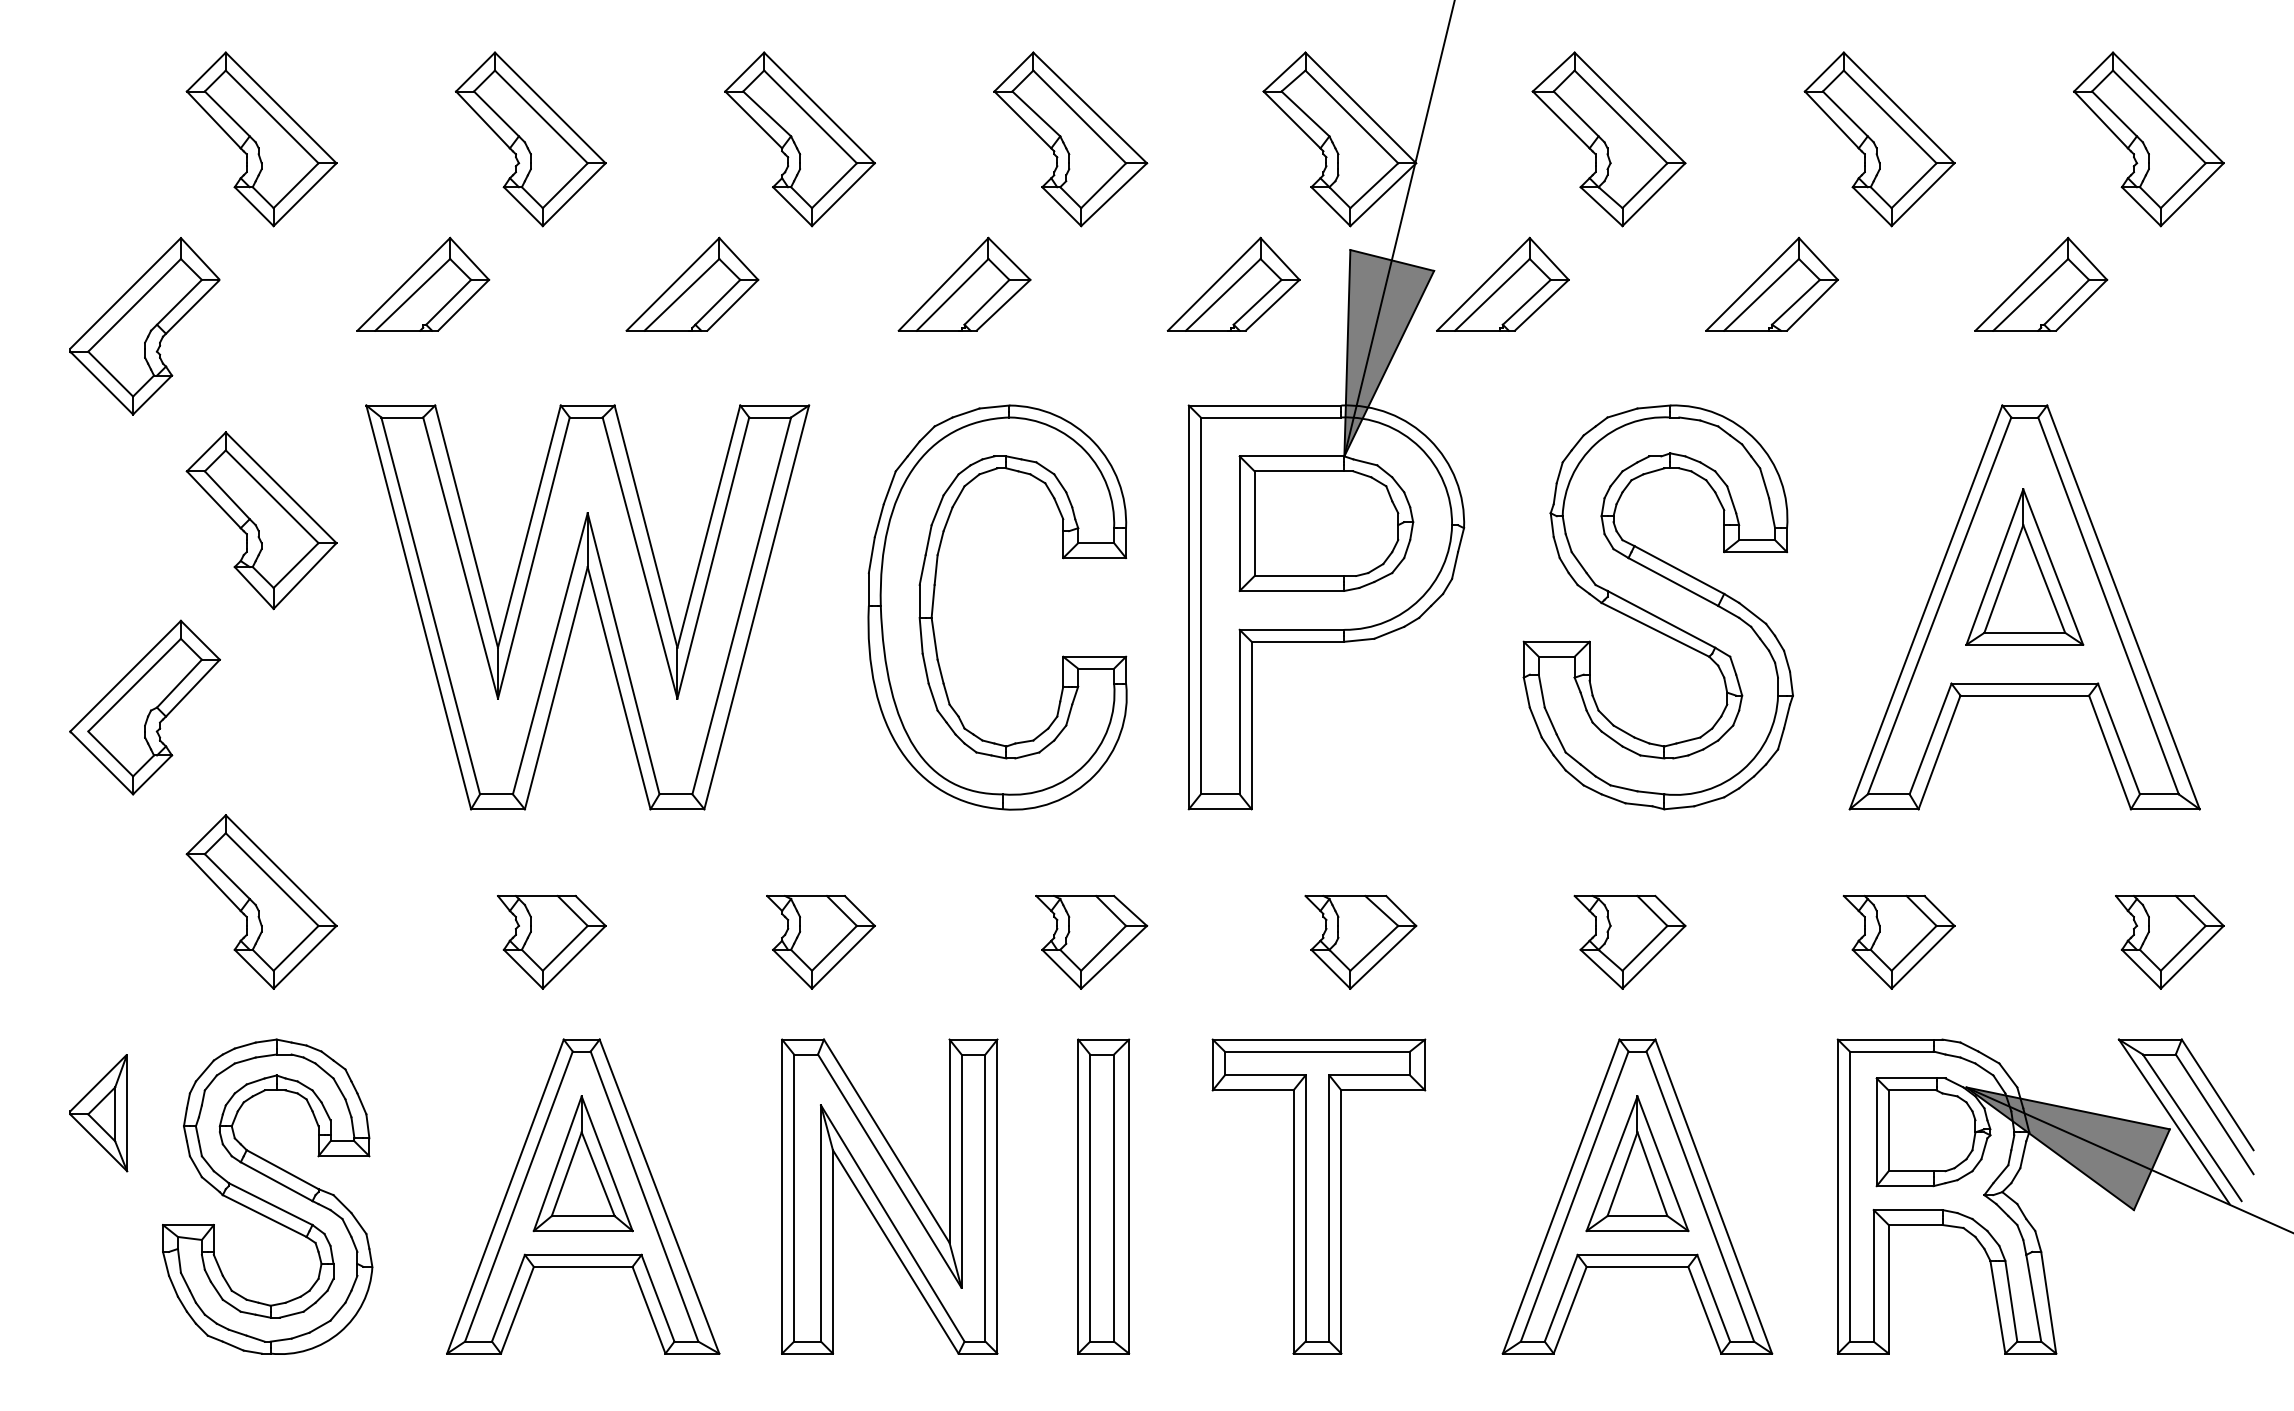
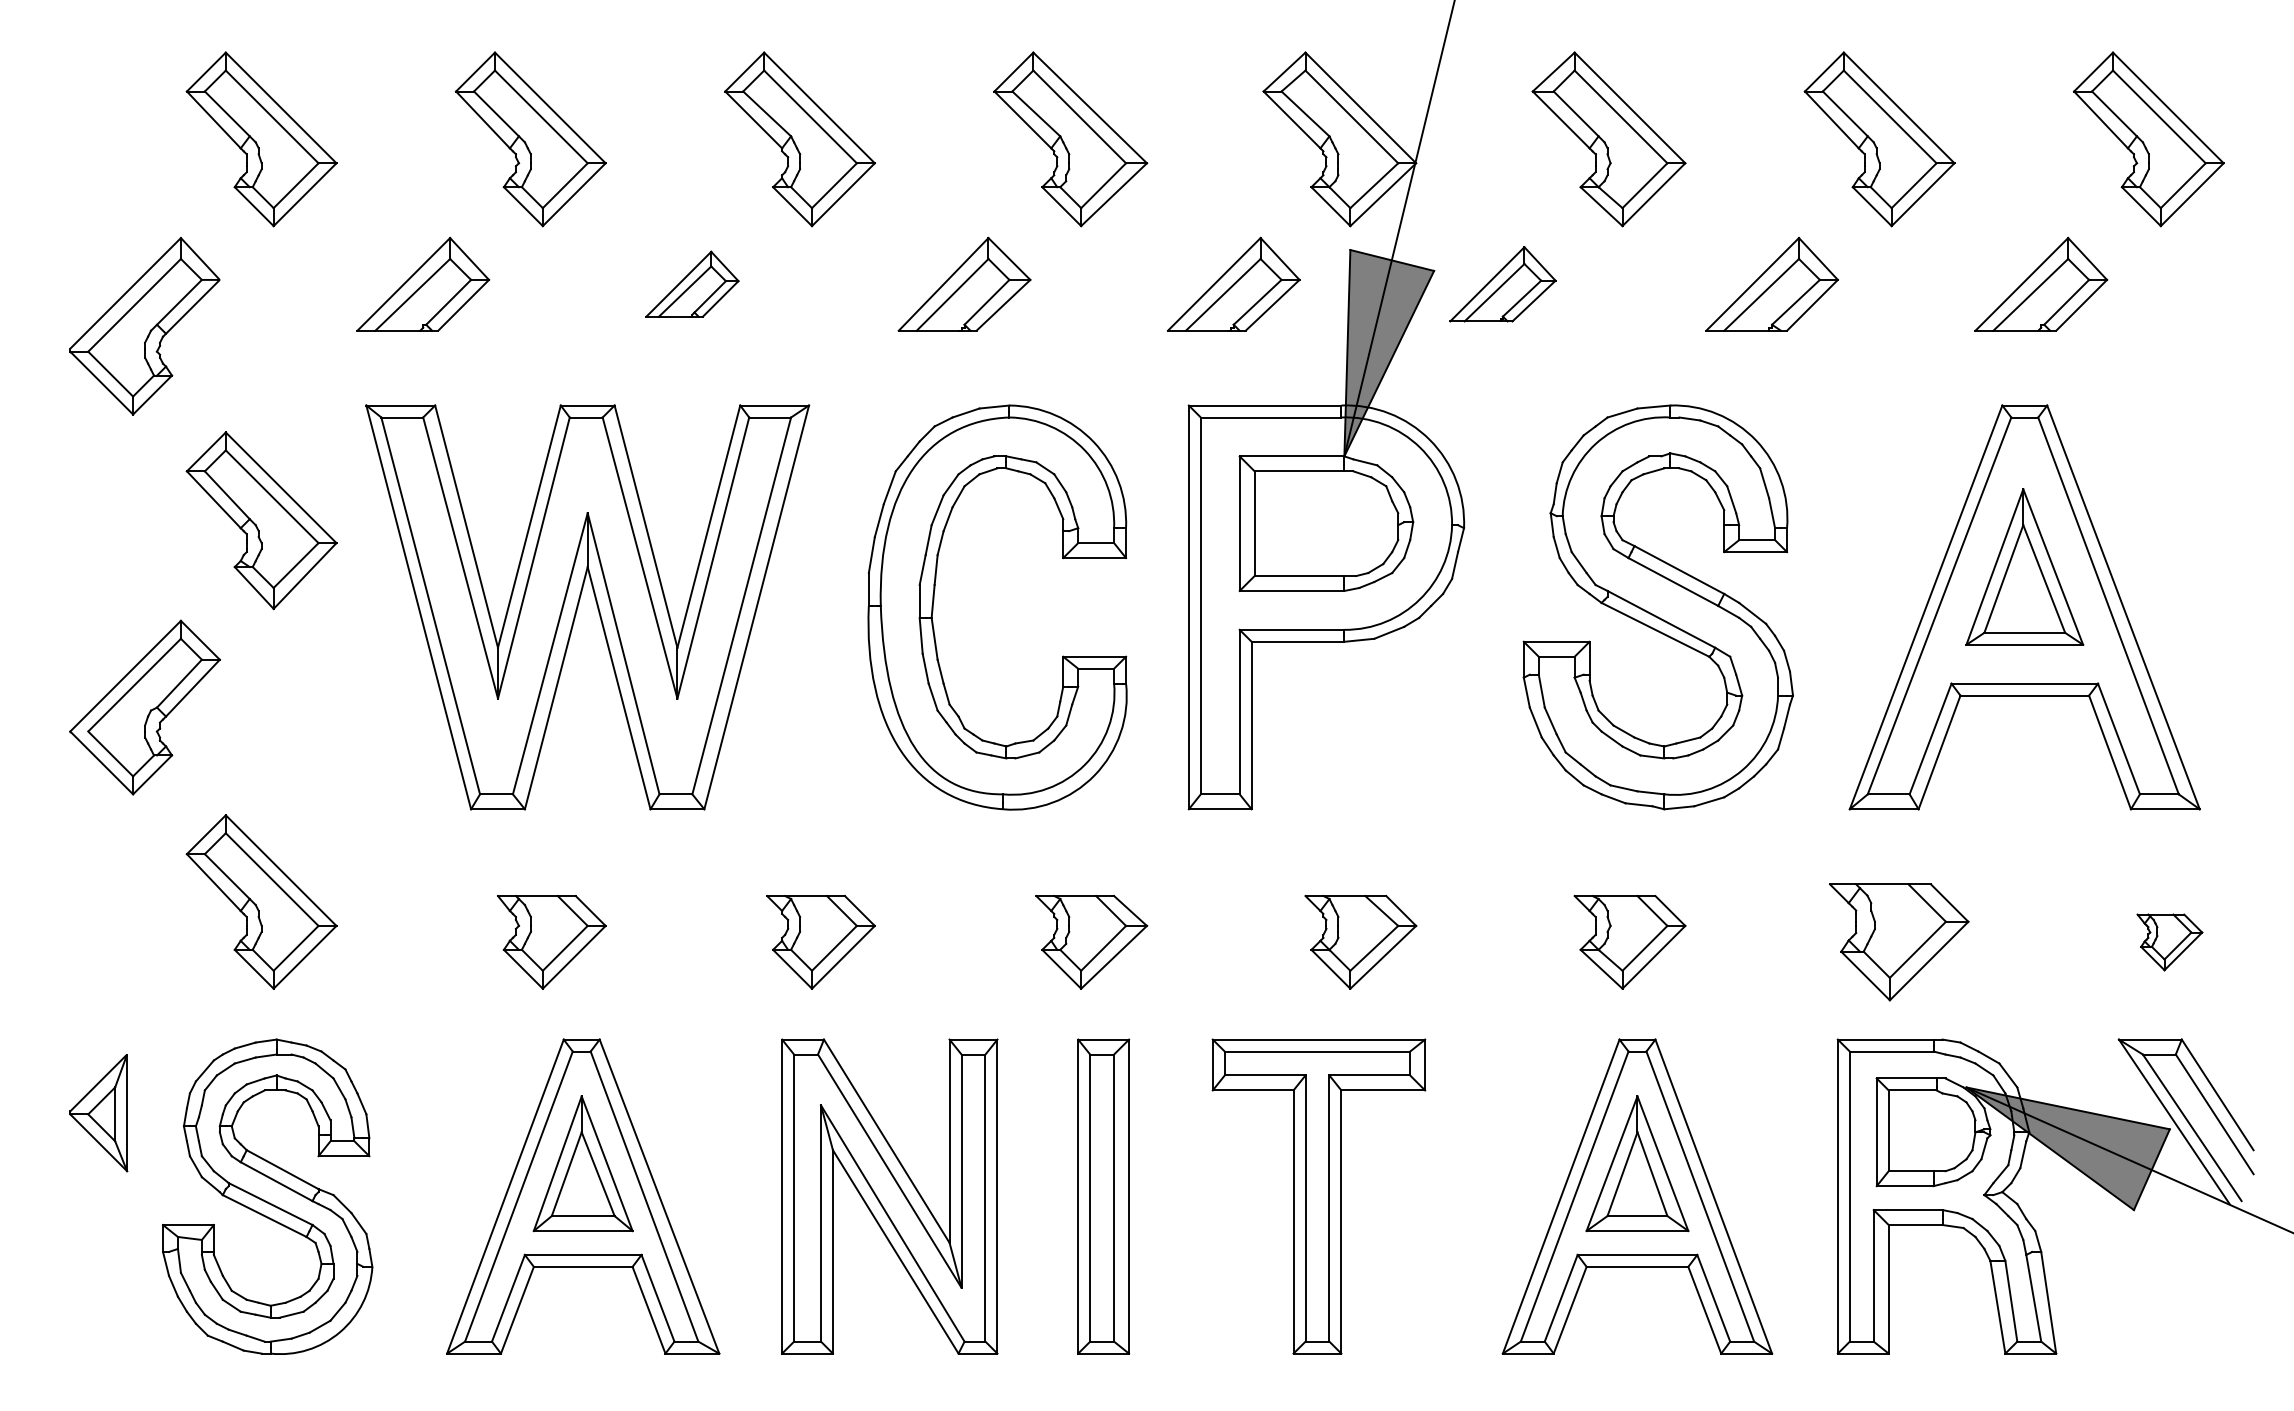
part size: 135x96 px -> 95x68 px (692, 283)
part size: 134x96 px -> 108x77 px (1502, 284)
part size: 114x95 px -> 141x119 px (1899, 942)
part size: 110x95 px -> 68x59 px (2169, 942)
